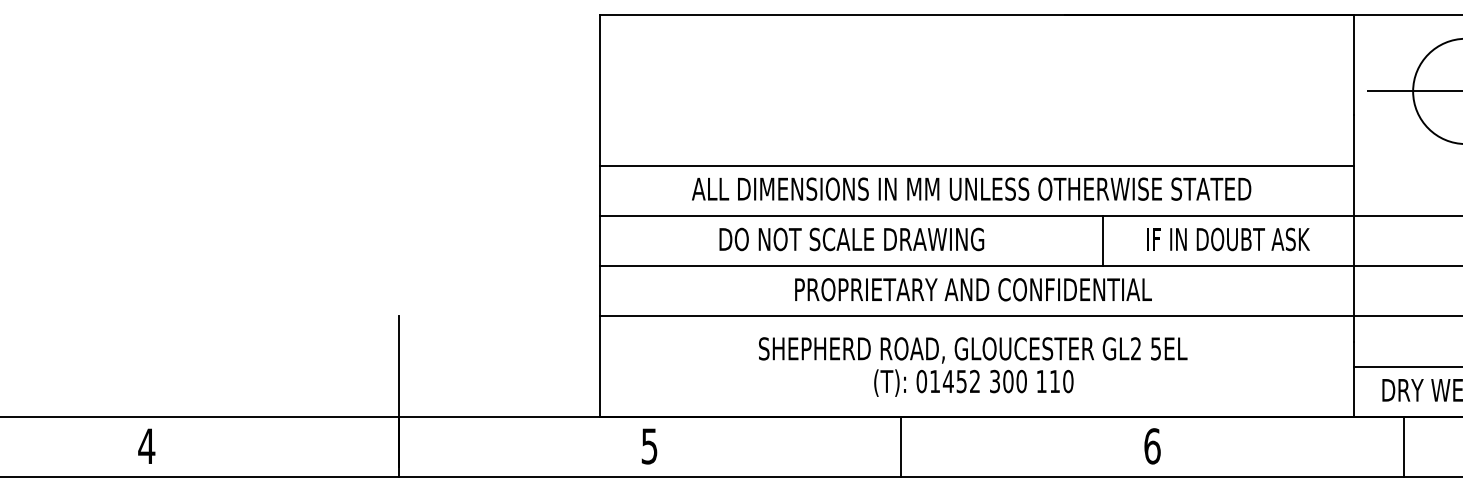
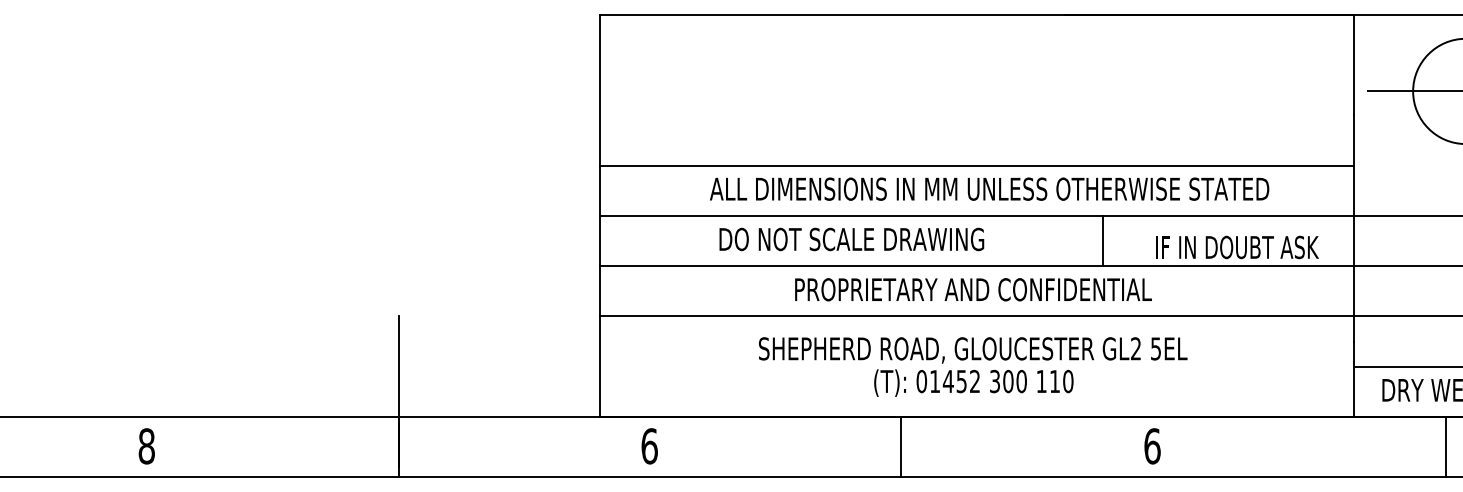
text position: (971, 188) -> (989, 188) (989, 188)
text position: (1228, 239) -> (1237, 247) (1237, 247)
text: 4 -> 8 (146, 446)
text: 5 -> 6 (649, 446)
line position: (1404, 446) -> (1446, 446) (1446, 446)
